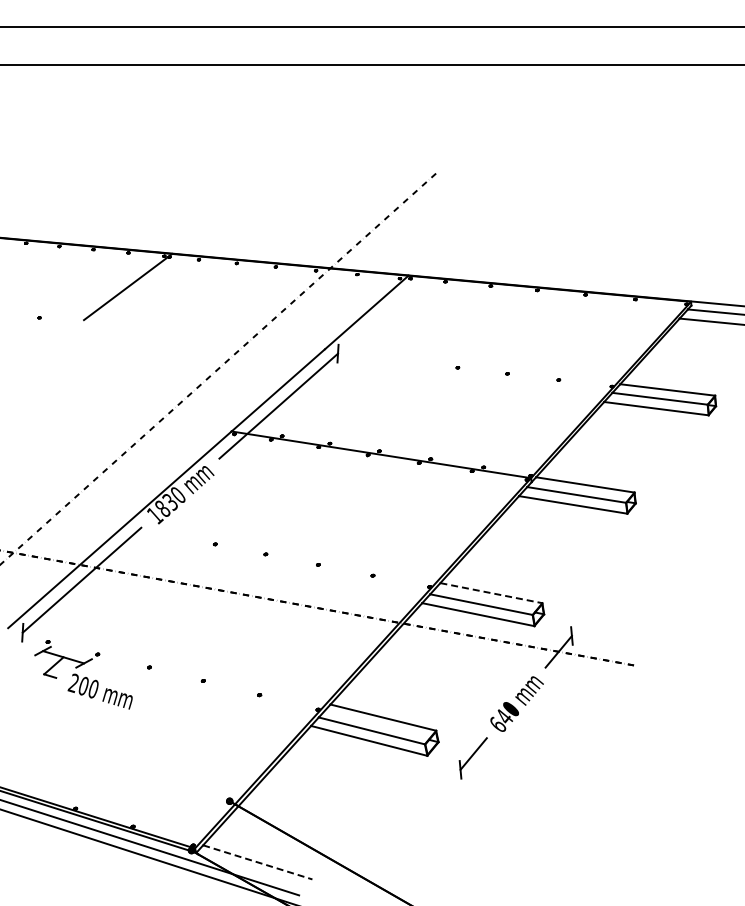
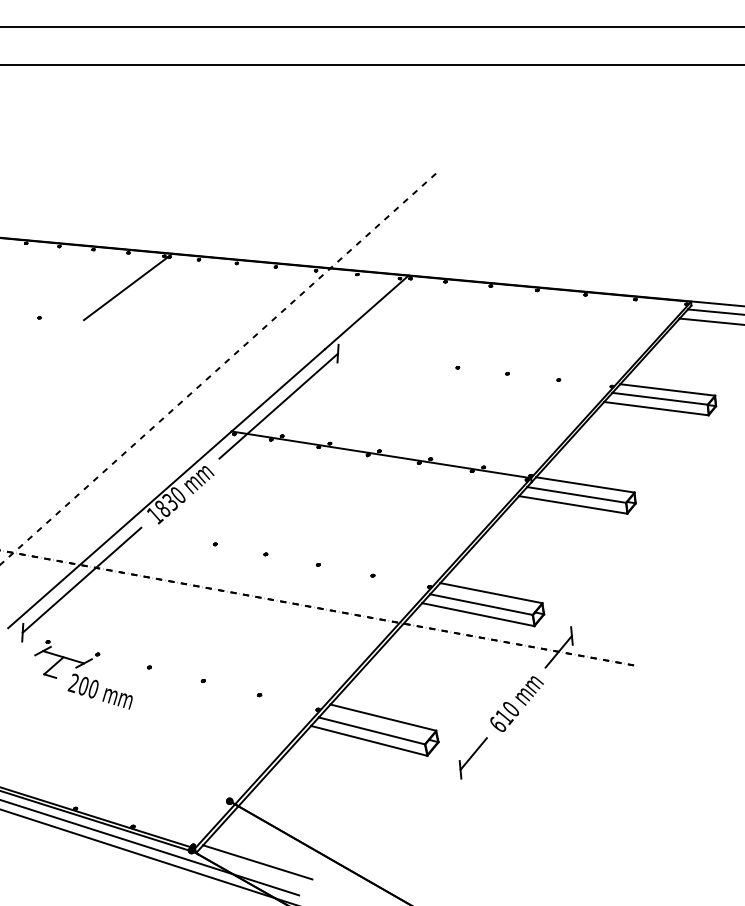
line: dashed -> solid (491, 593)
text: 640 -> 610 (506, 714)
line: dashed -> solid (258, 862)
